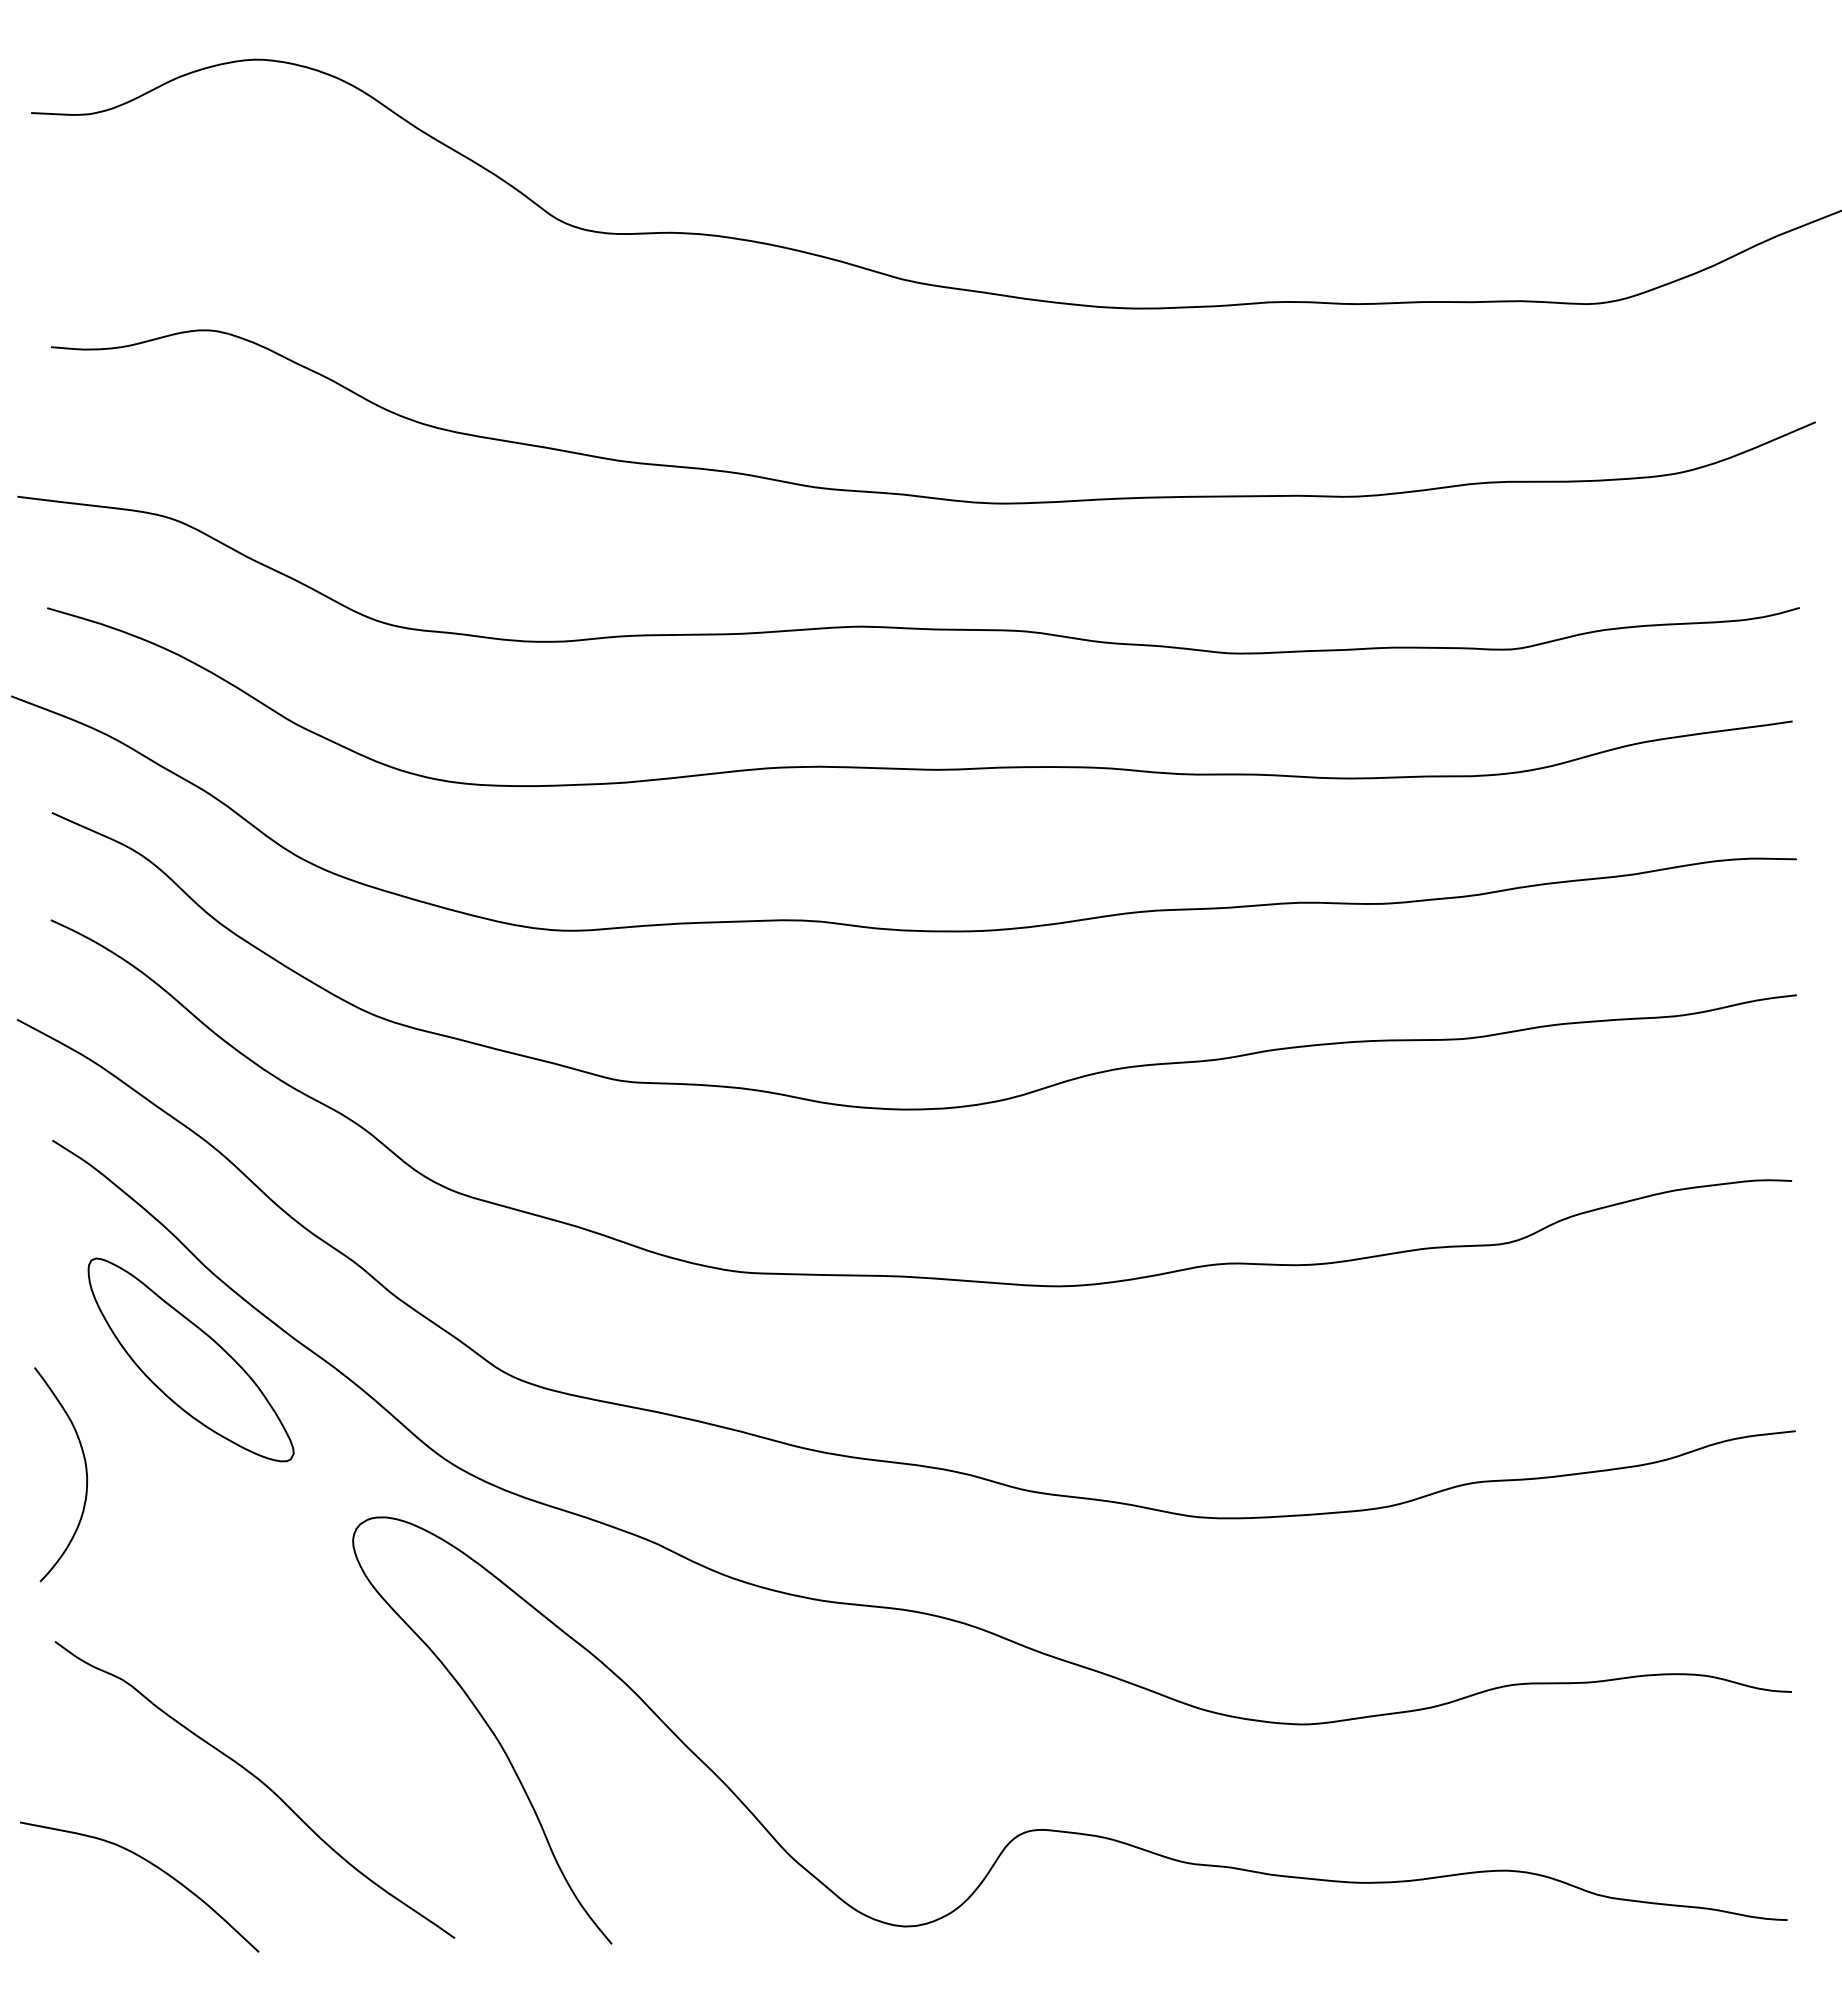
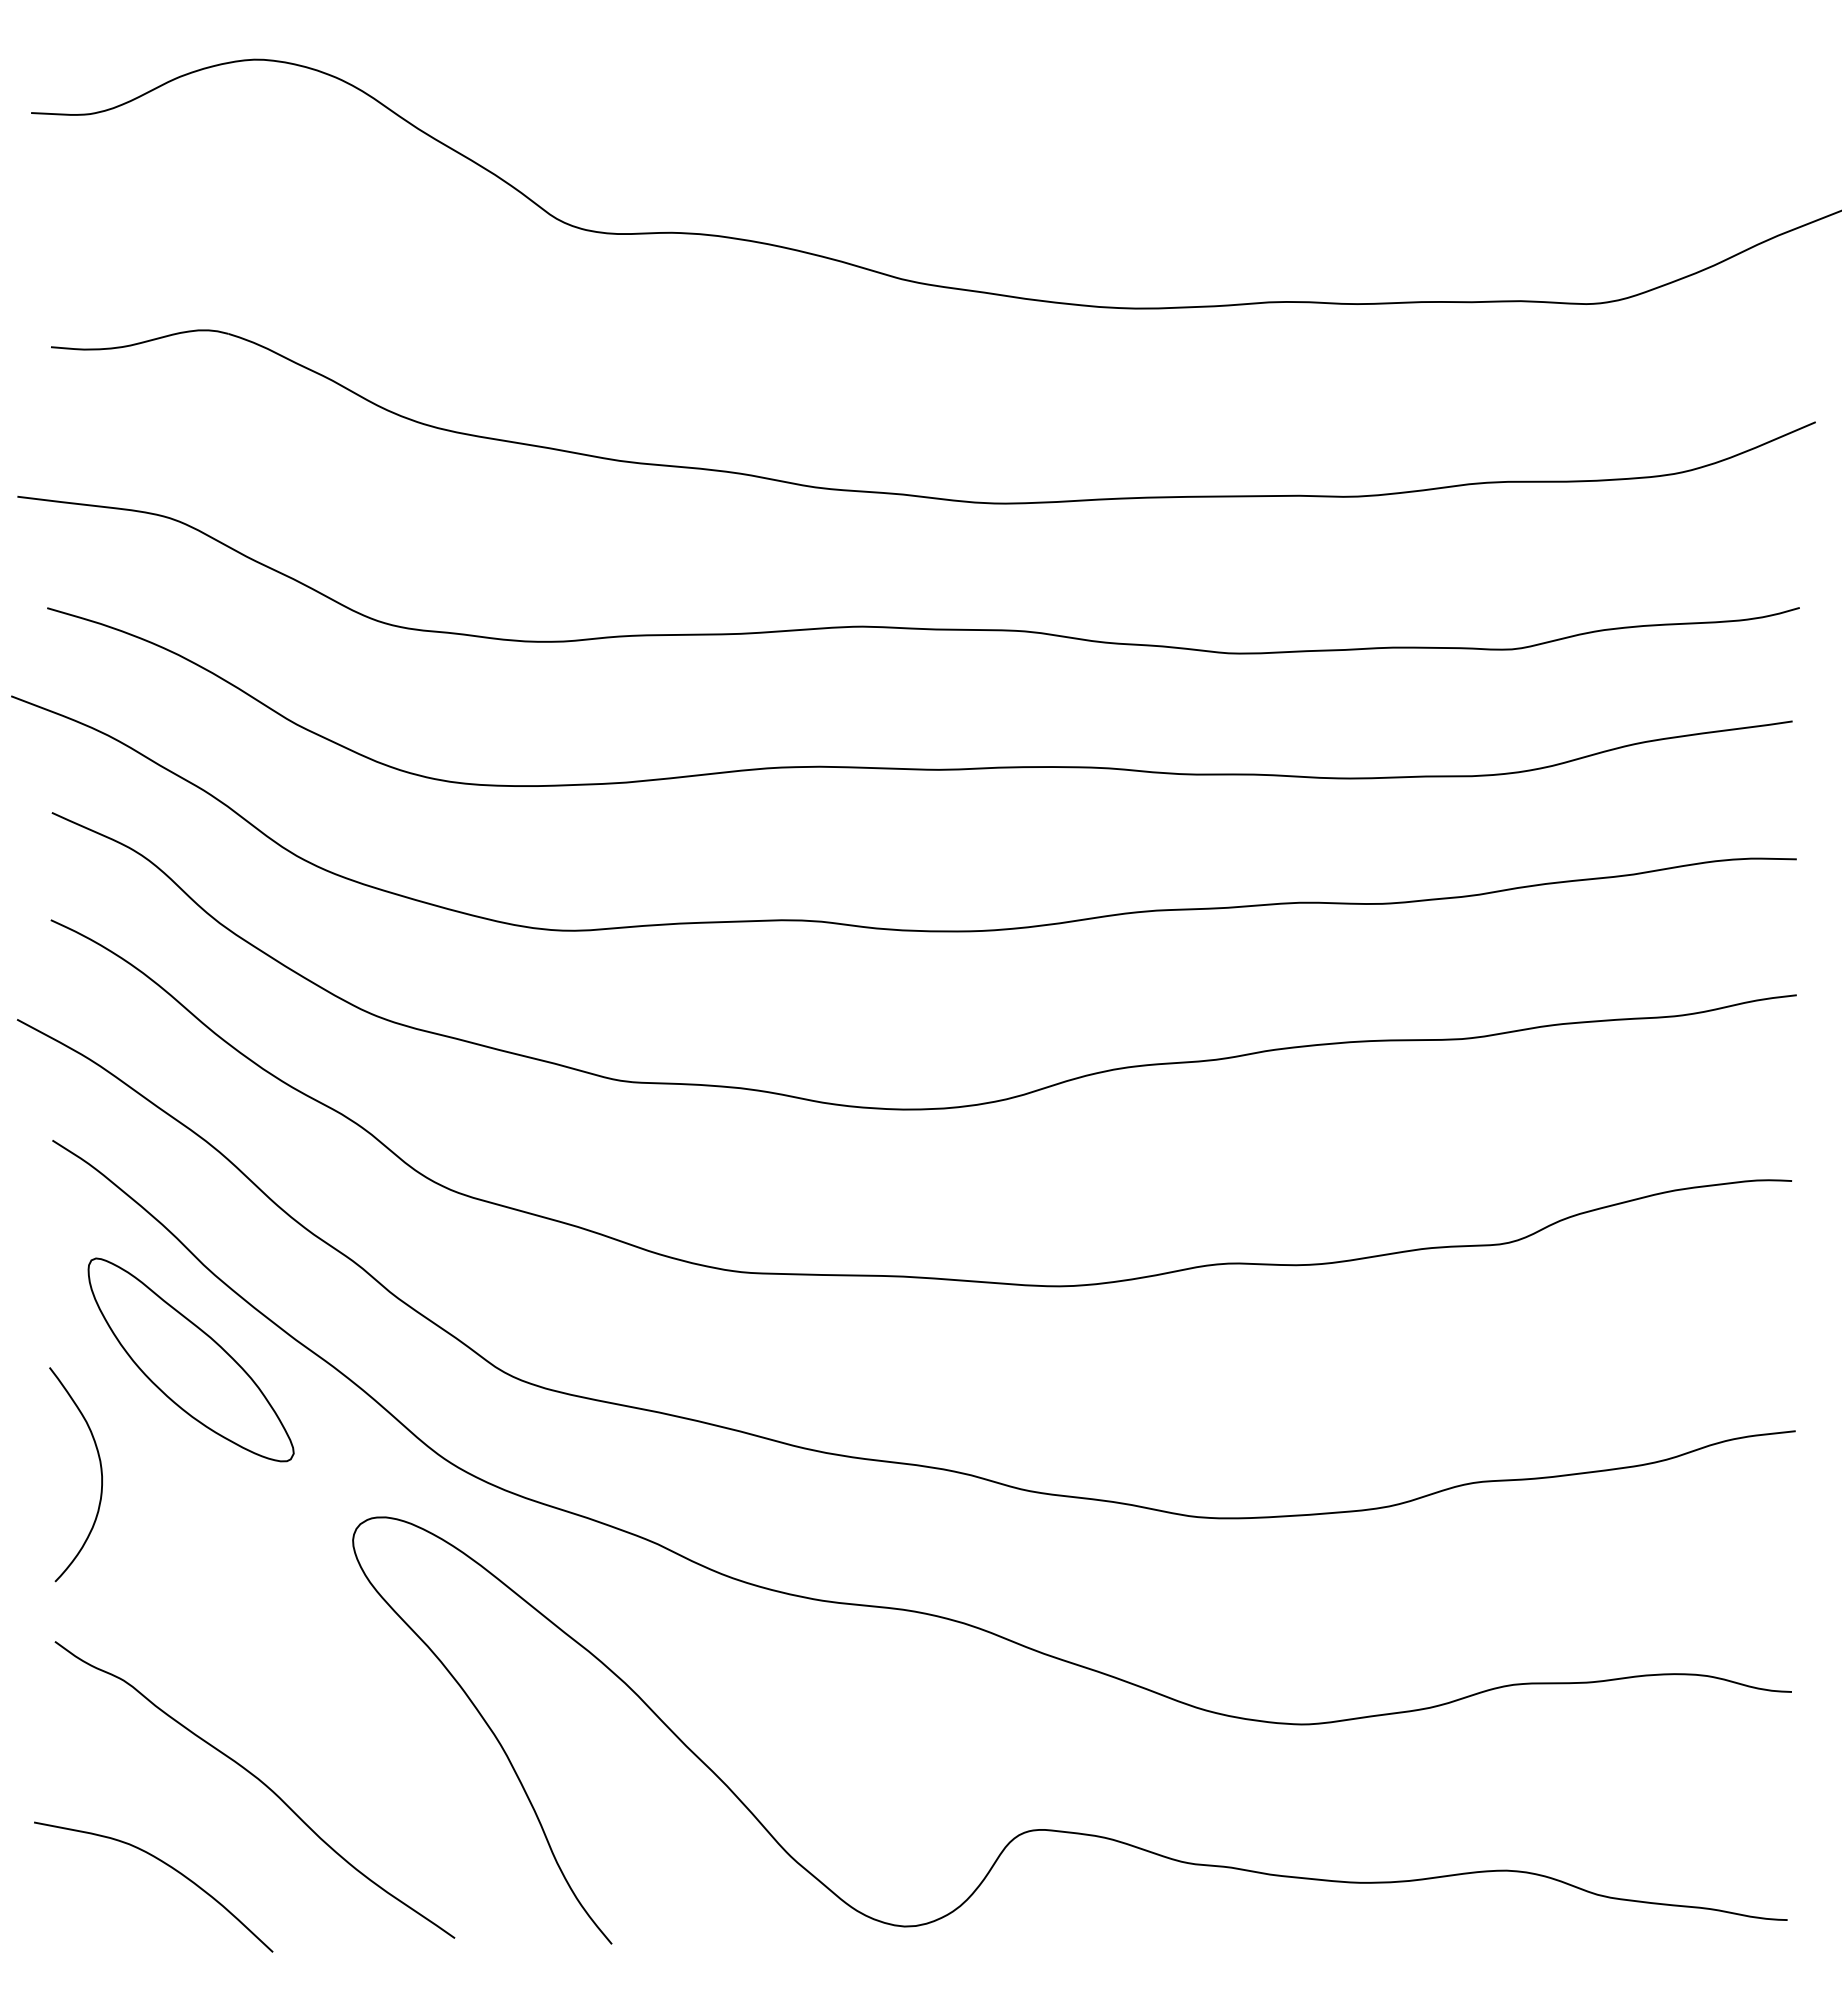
curve position: (85, 1472) -> (100, 1472) (100, 1472)
curve position: (152, 1865) -> (166, 1865) (166, 1865)
